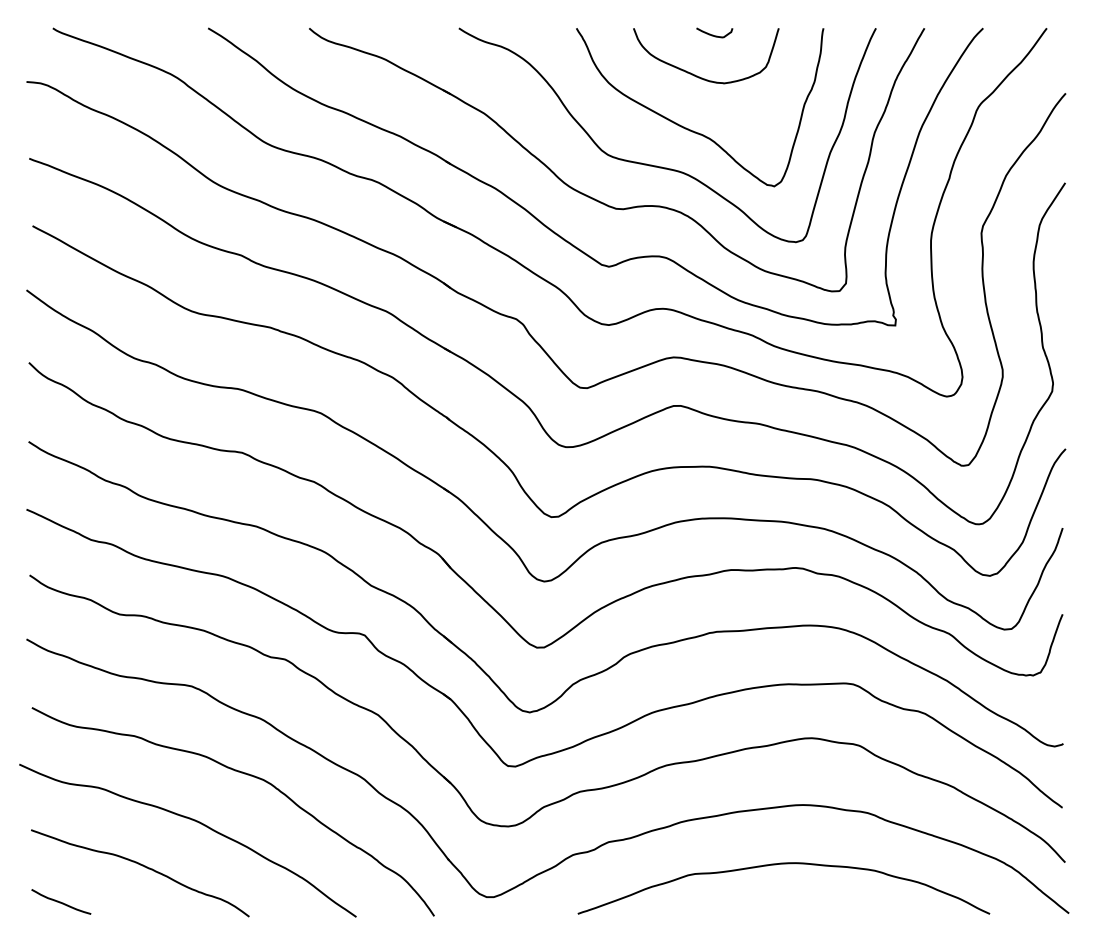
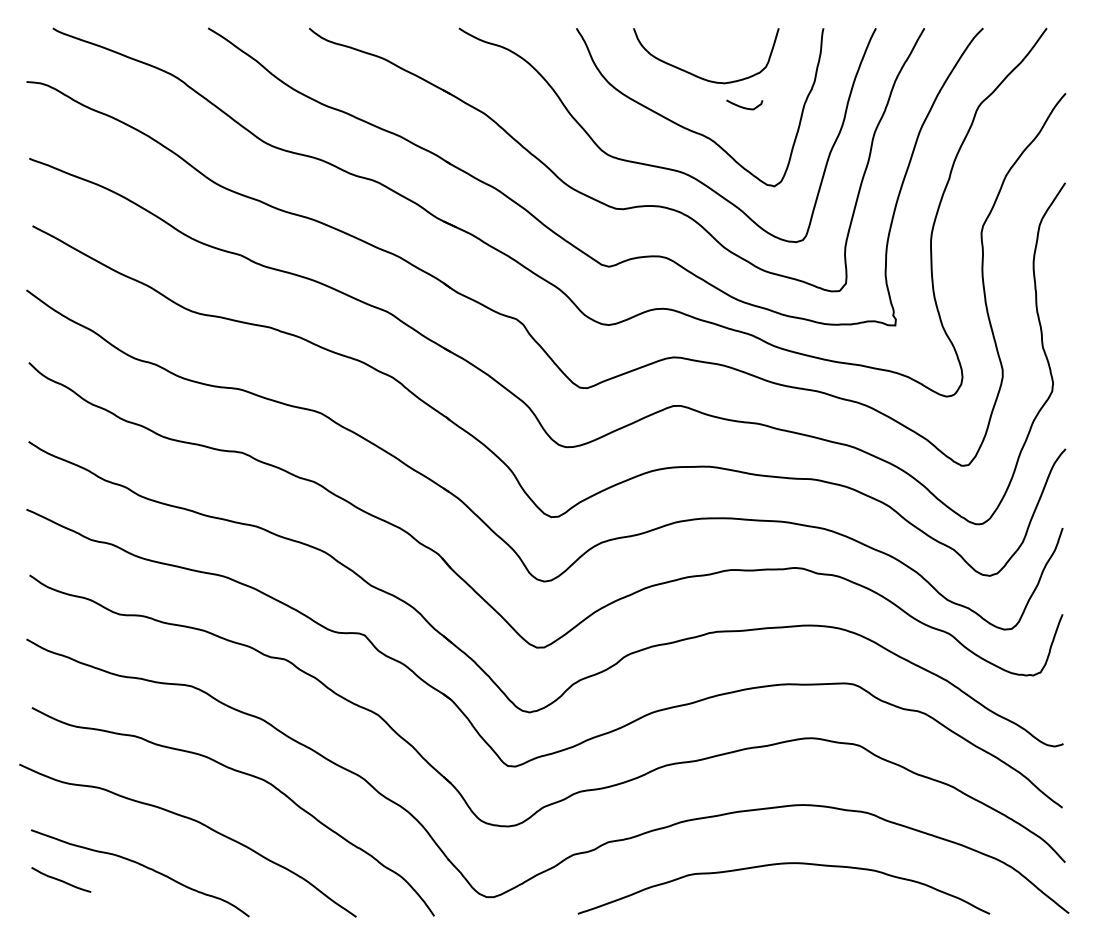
curve position: (713, 34) -> (743, 106) (743, 106)
curve position: (60, 901) -> (60, 879) (60, 879)
